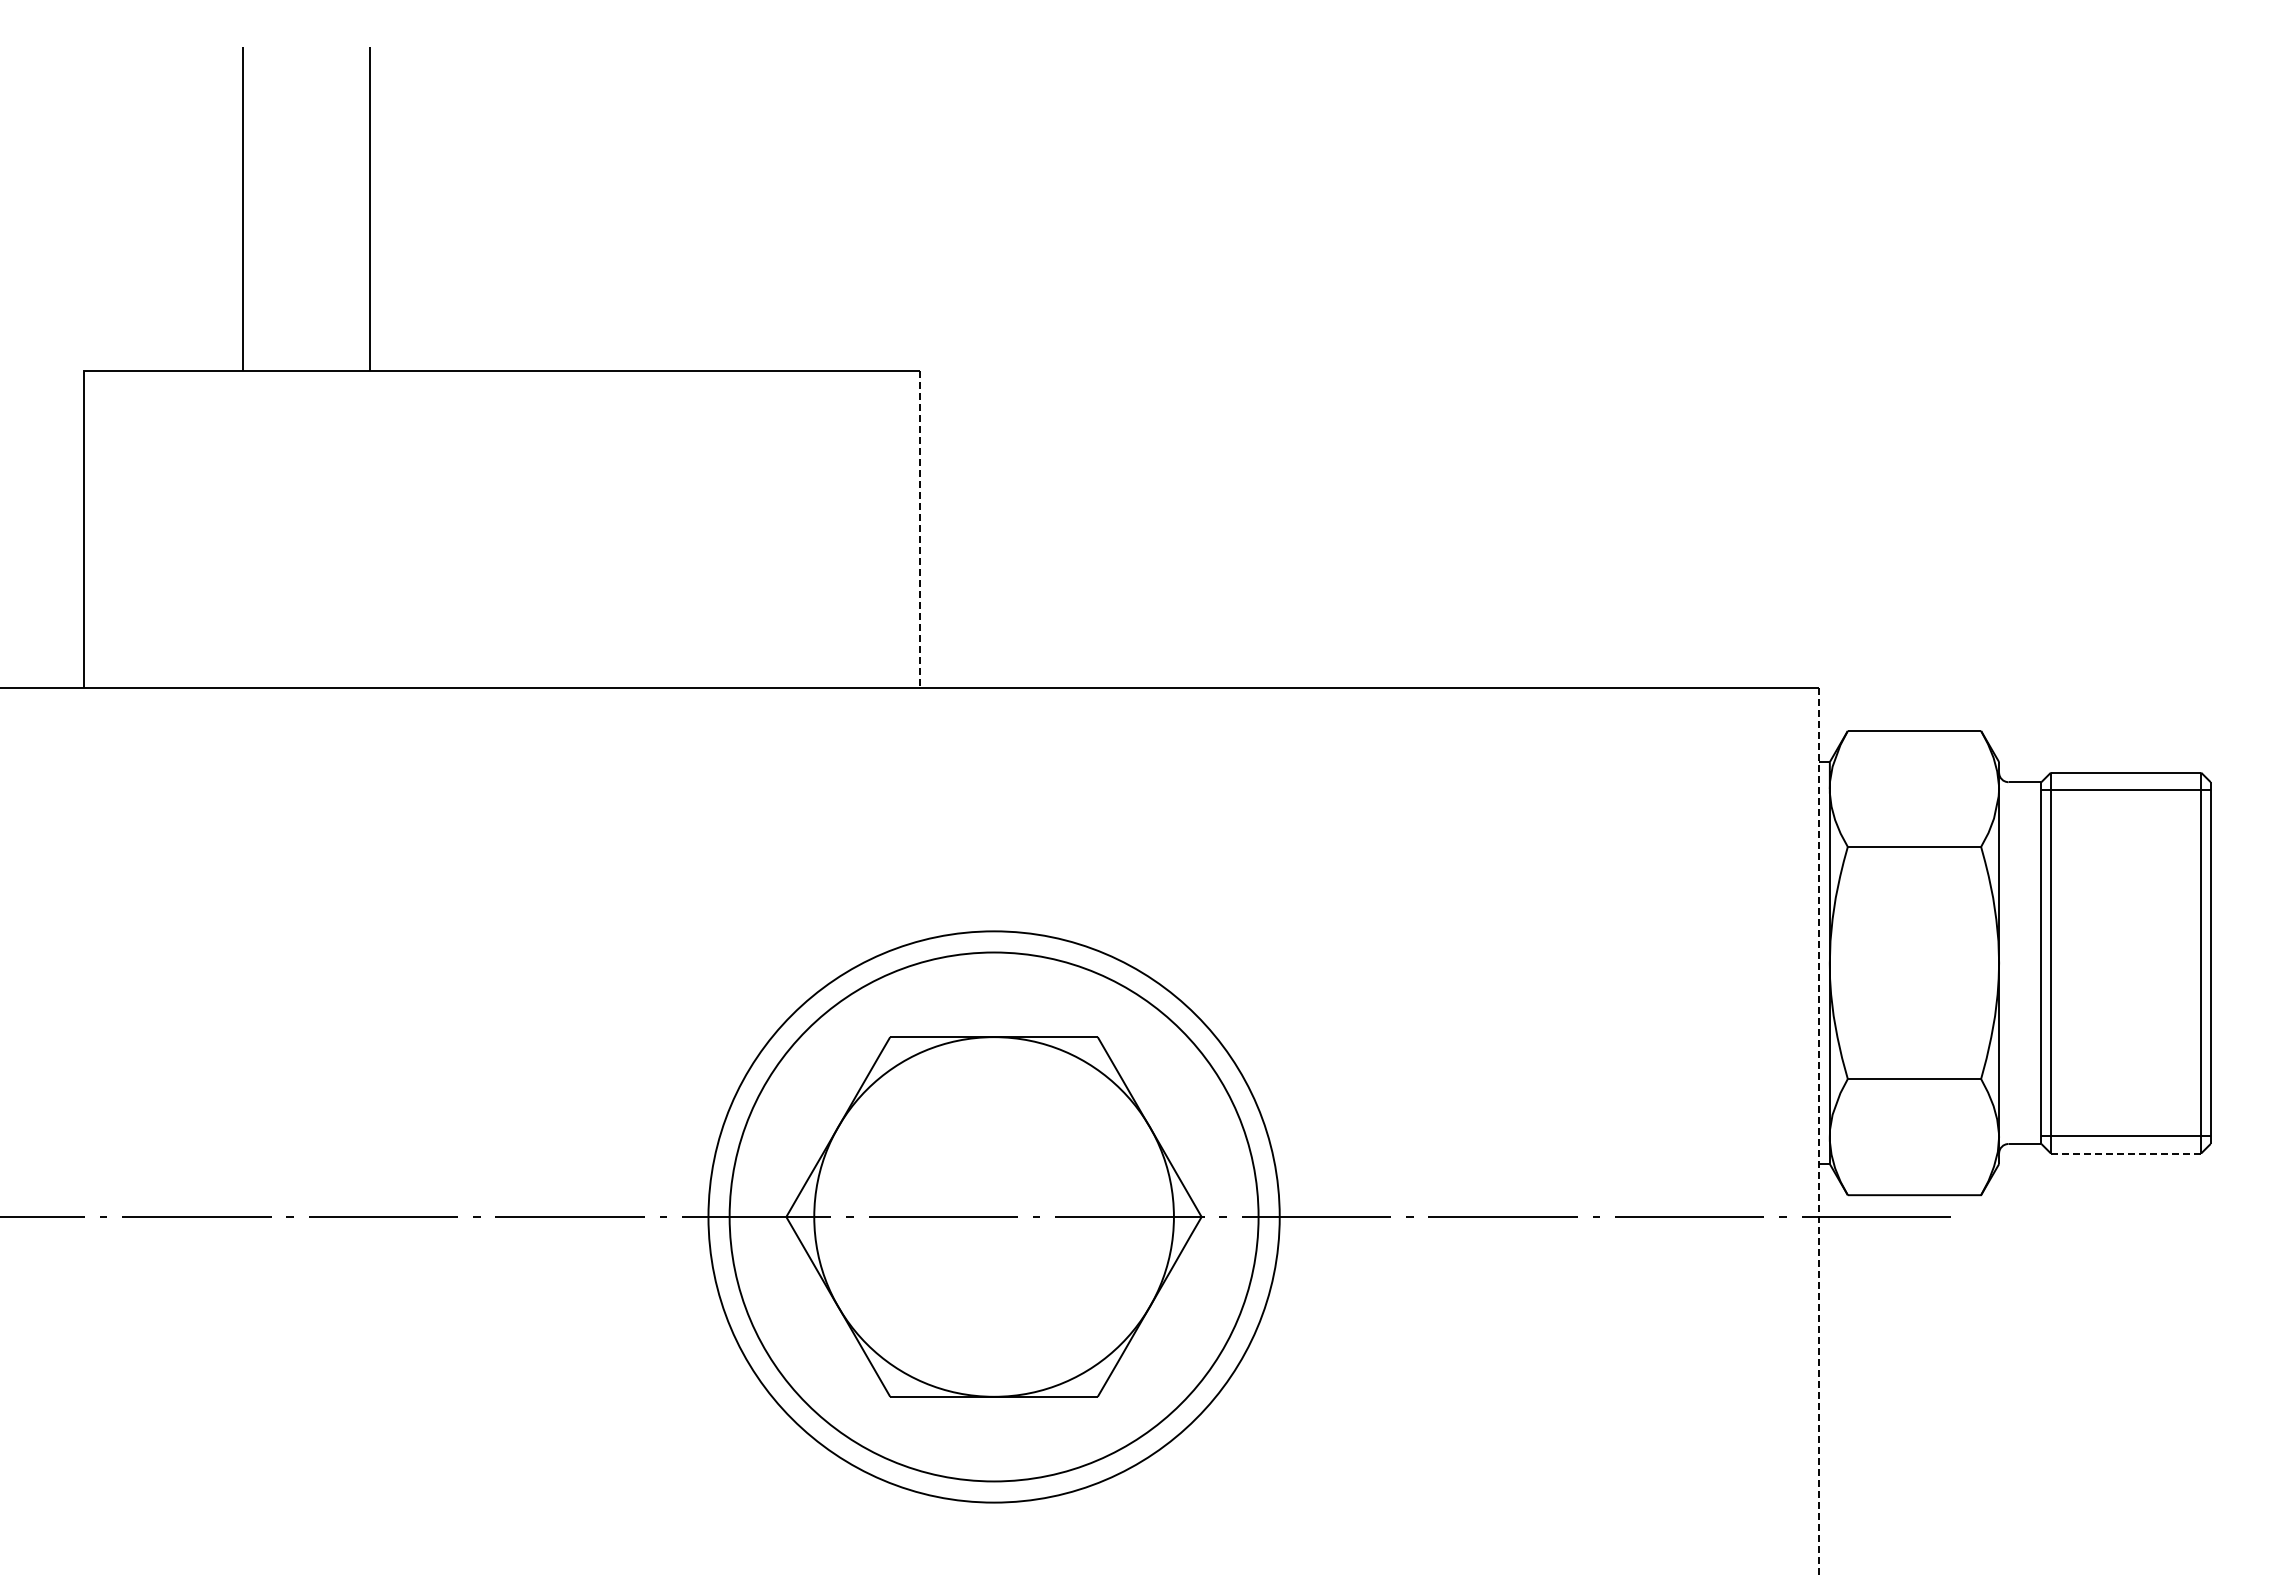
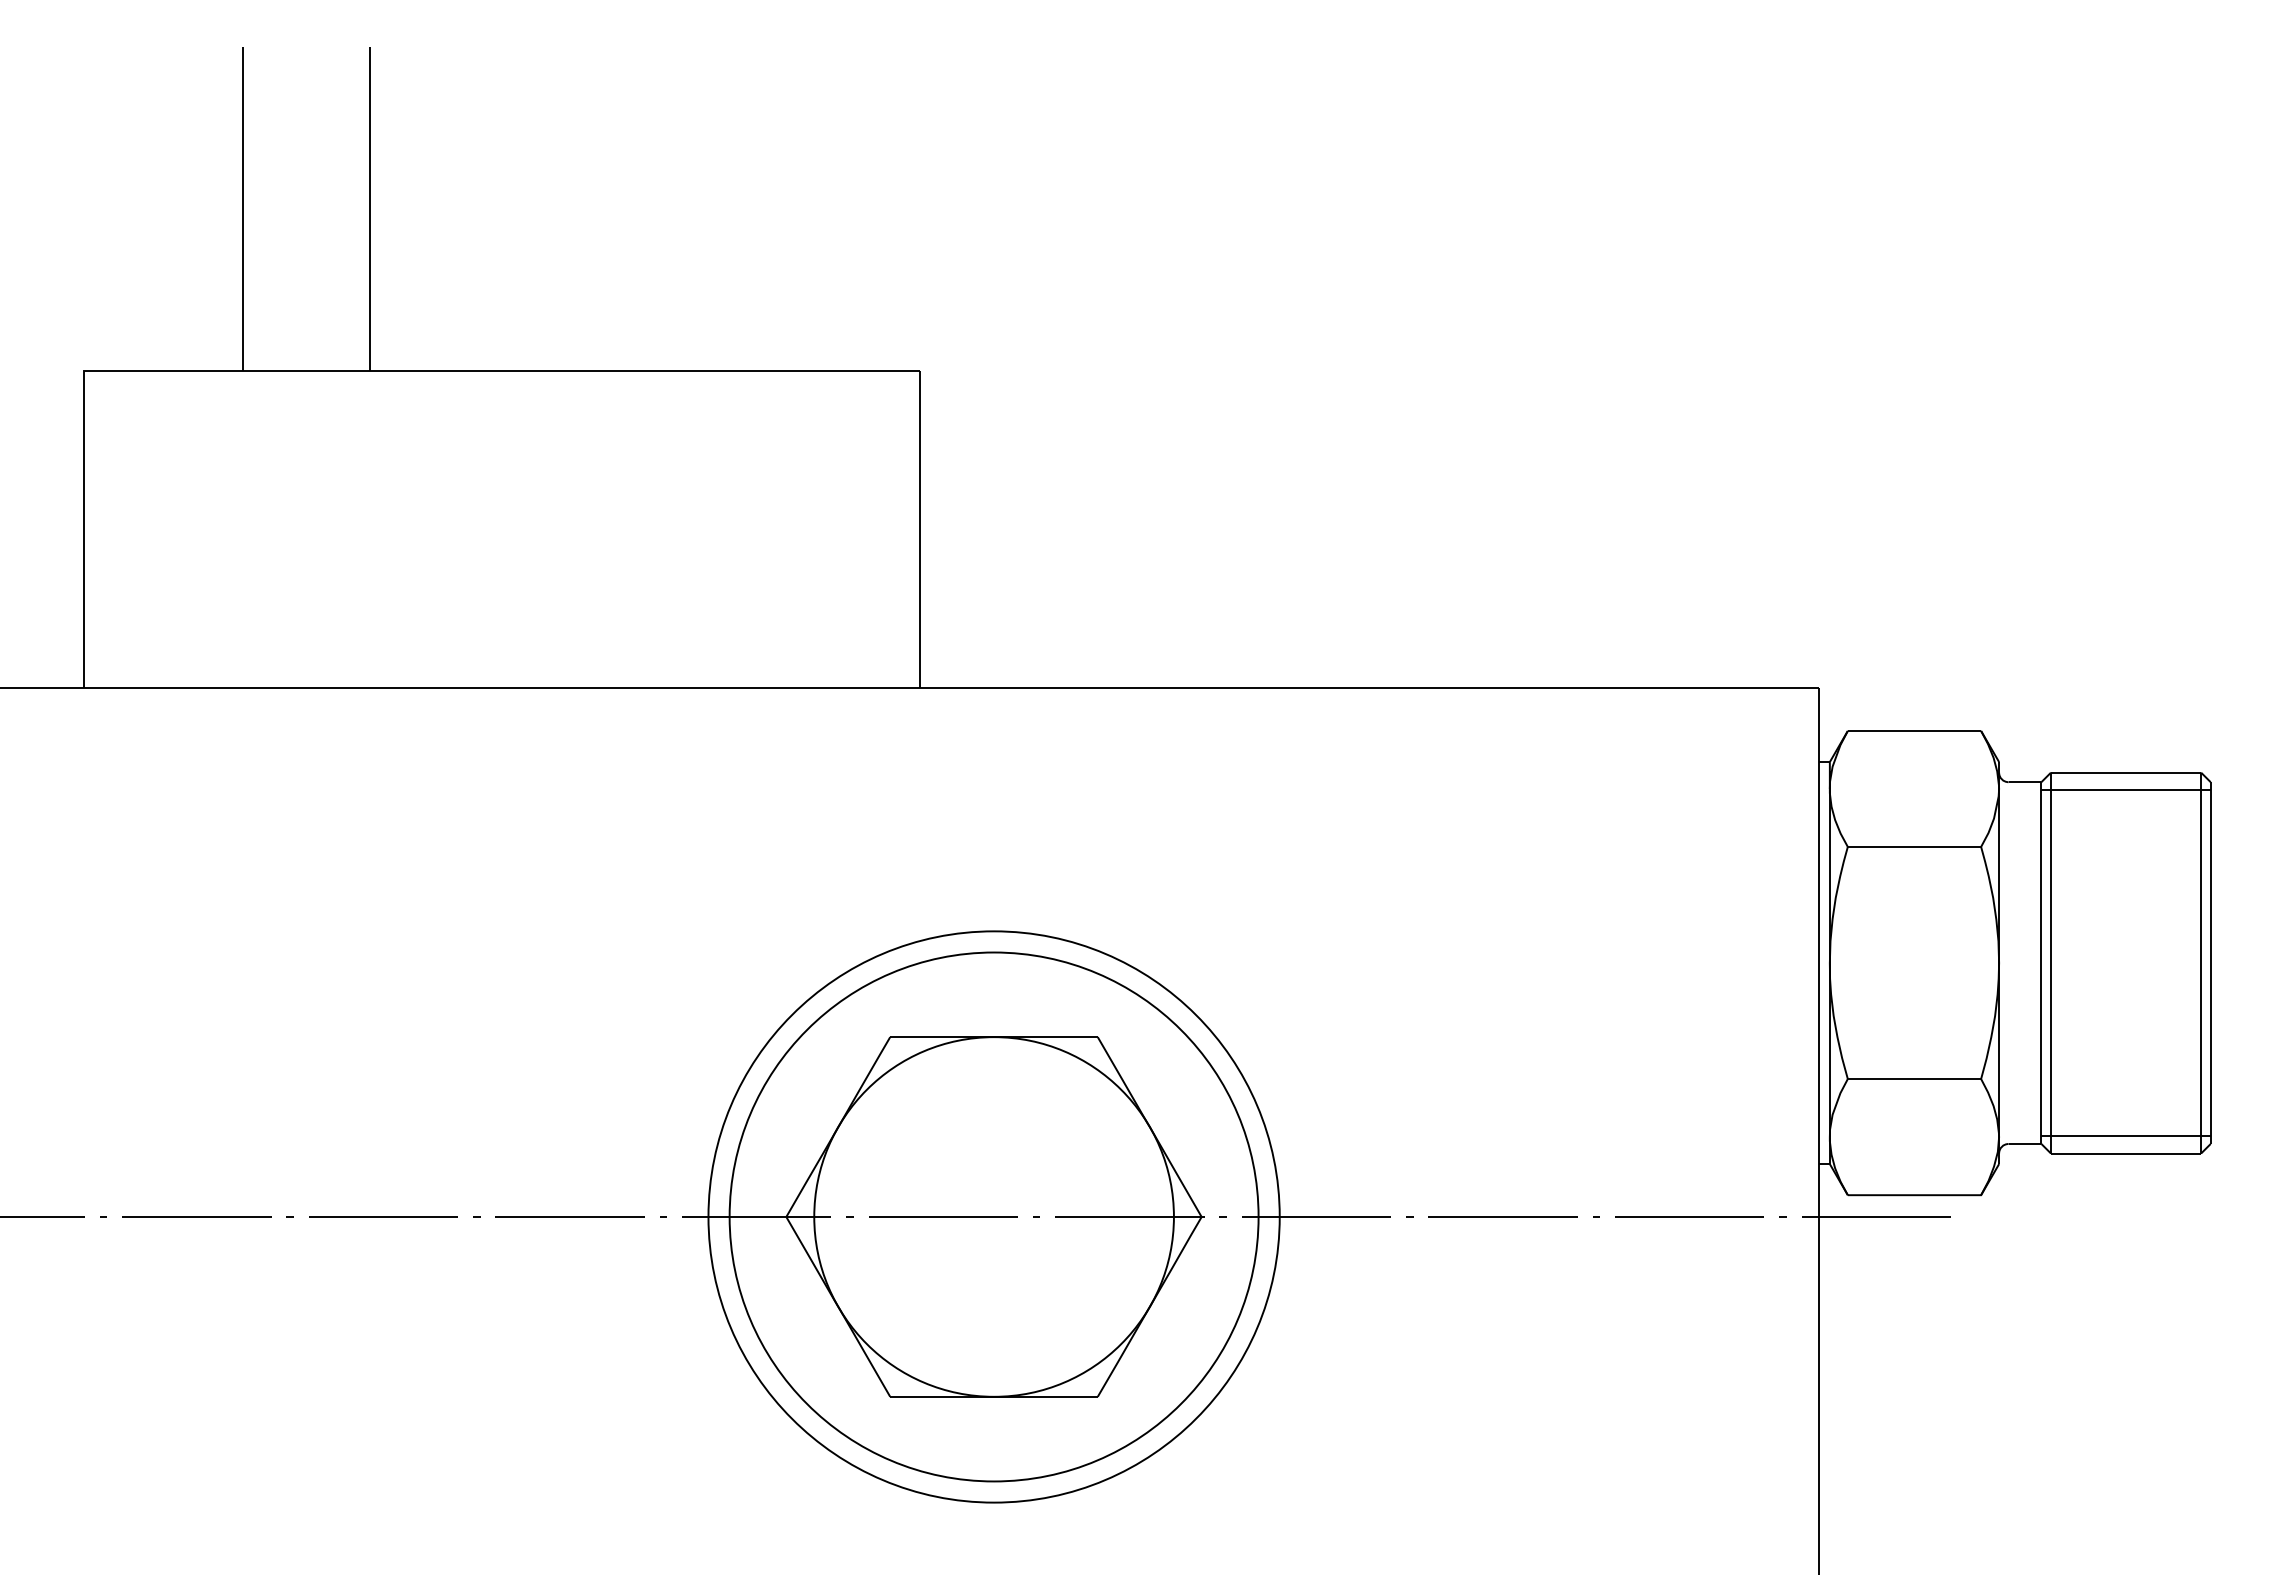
line: dashed -> solid (920, 529)
line: dashed -> solid (1819, 1131)
line: dashed -> solid (2126, 1153)
